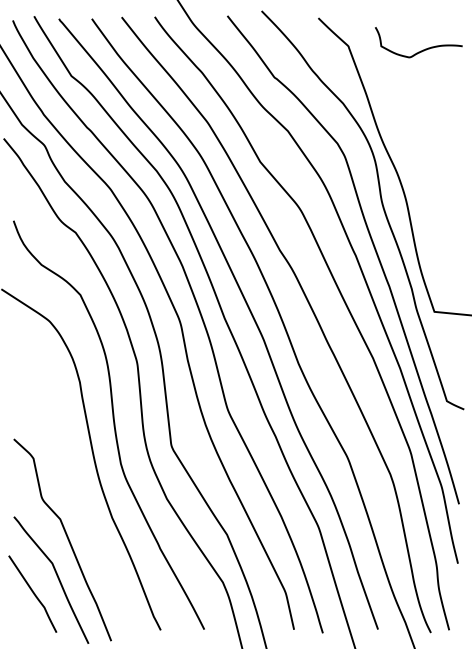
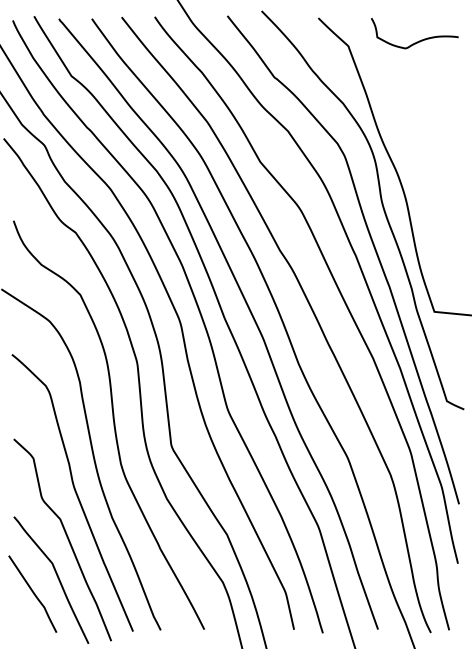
curve position: (420, 50) -> (416, 41) (416, 41)
curve: none -> present (74, 491)
